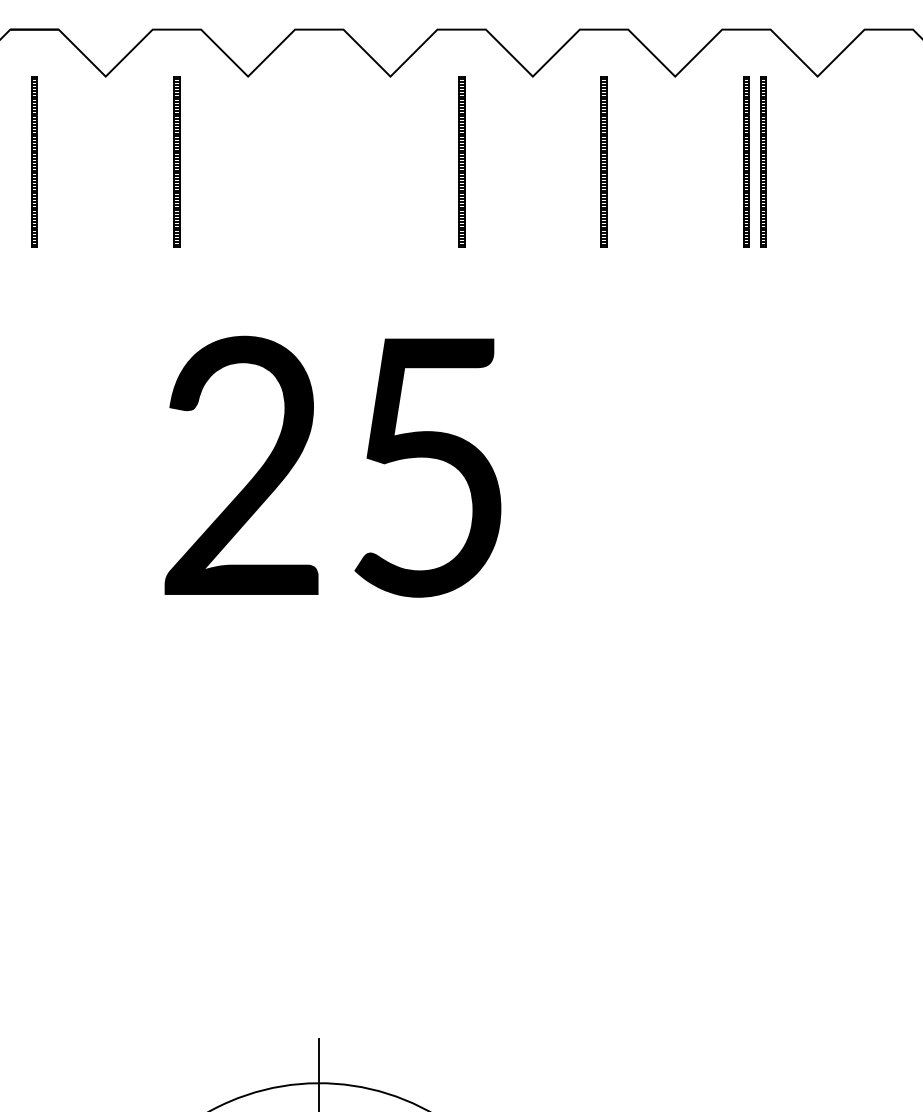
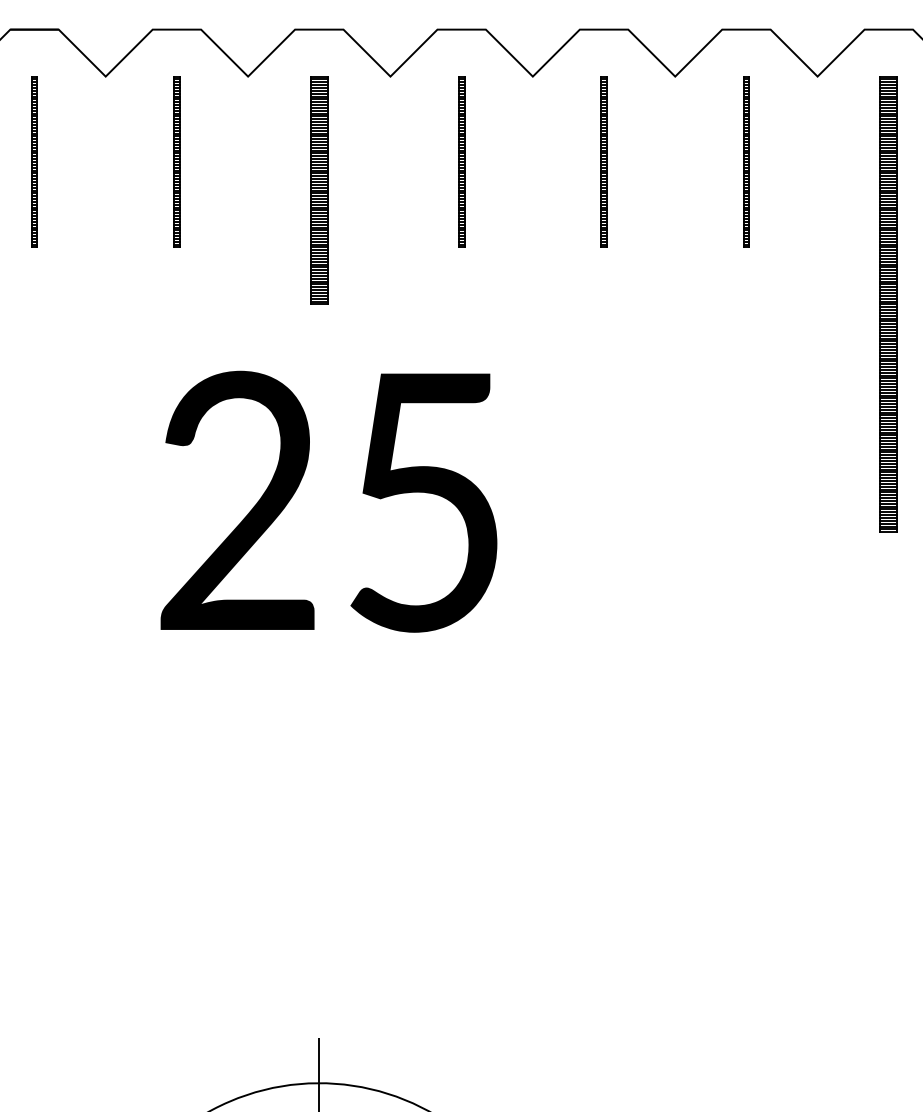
part: present -> none (763, 161)
part: none -> present (319, 190)
part: none -> present (888, 304)
text position: (332, 466) -> (328, 501) (328, 501)
